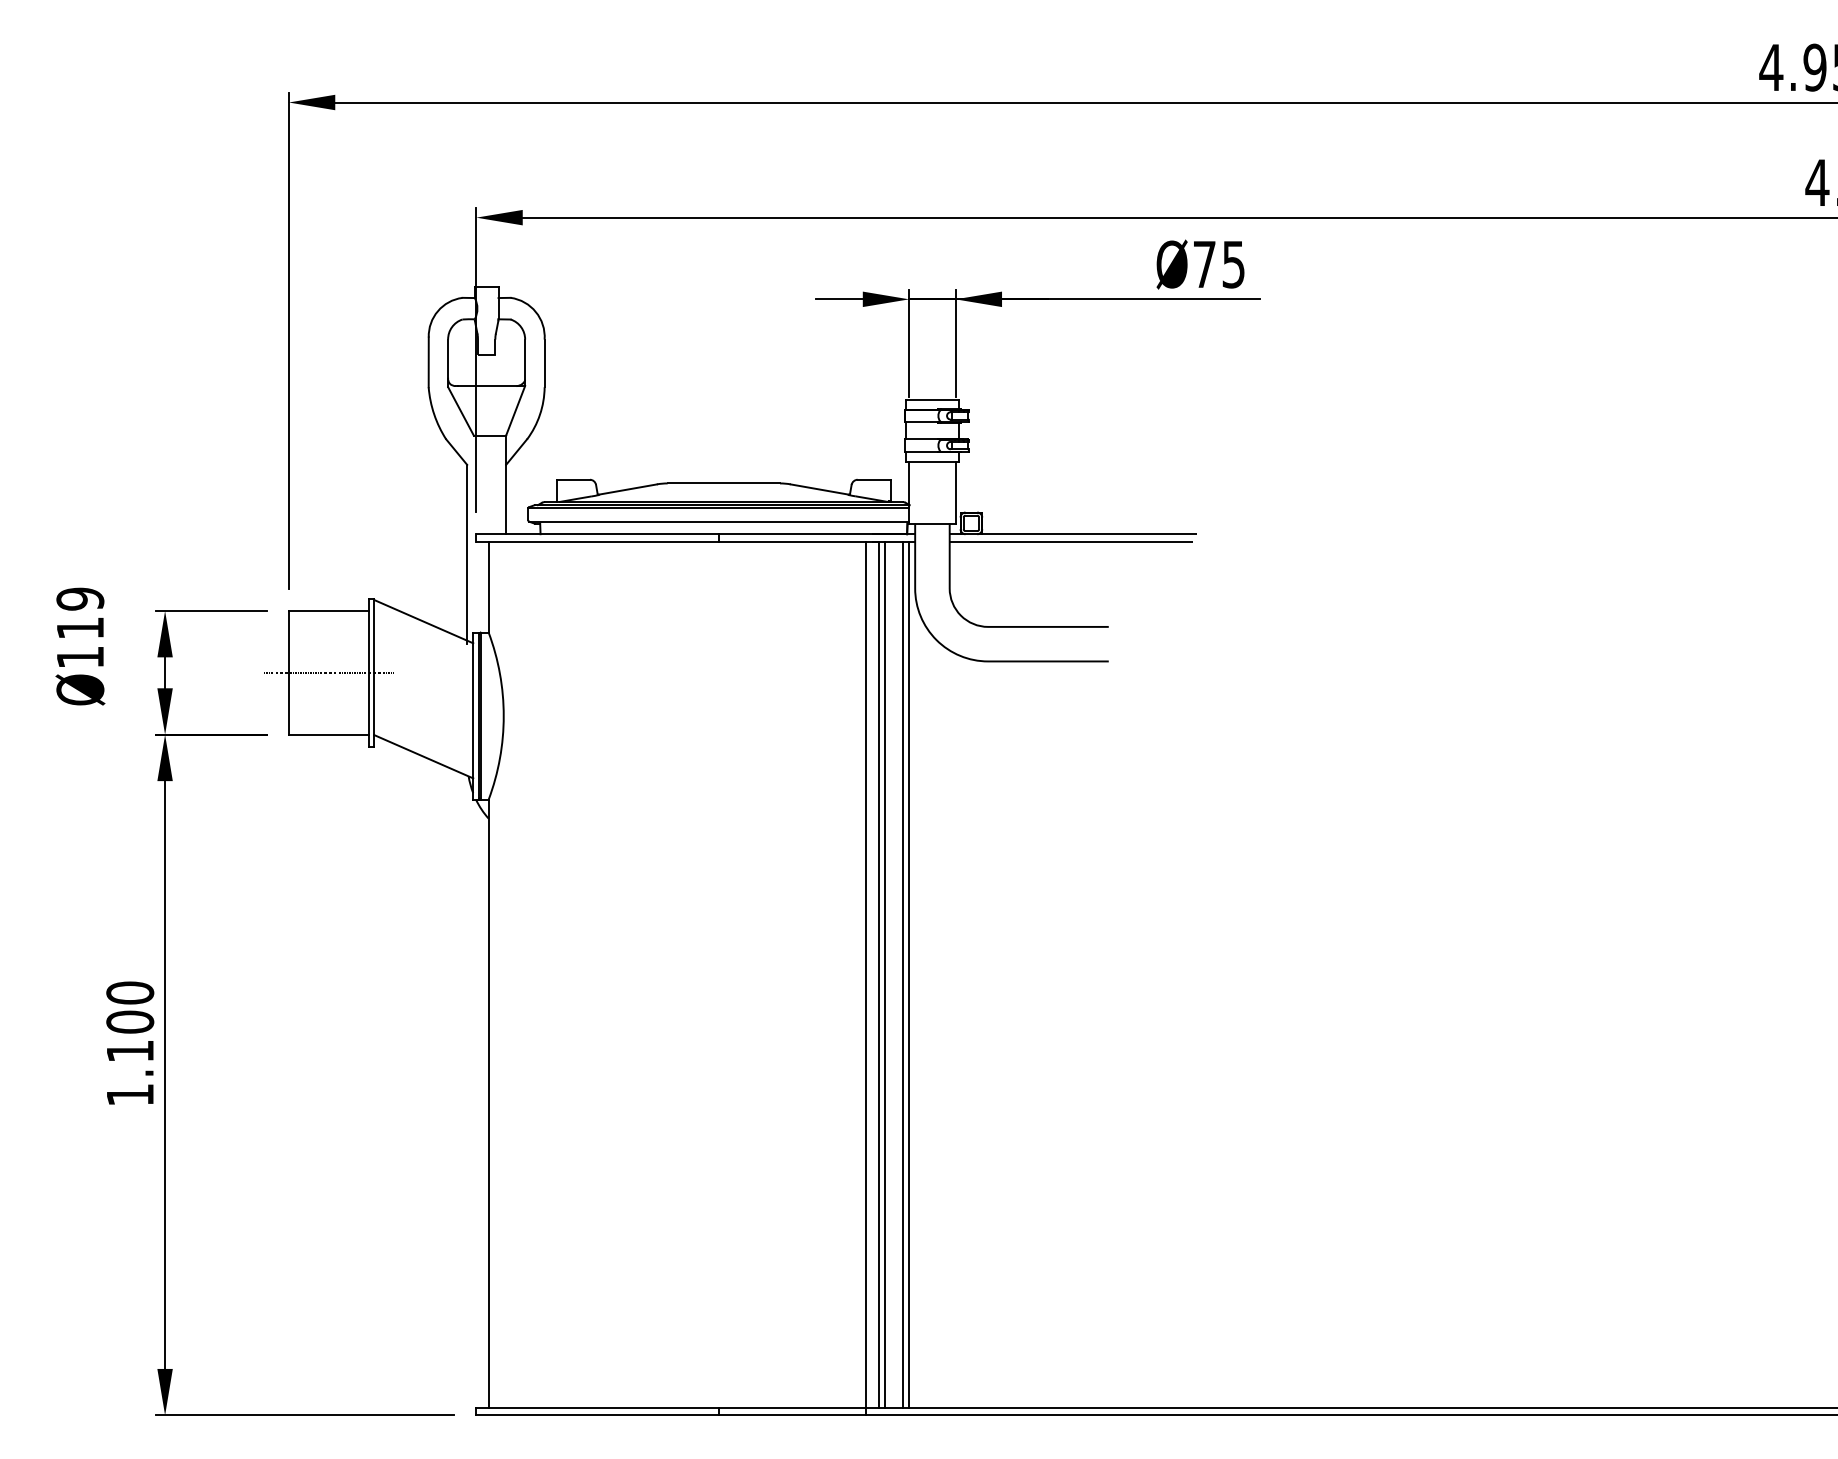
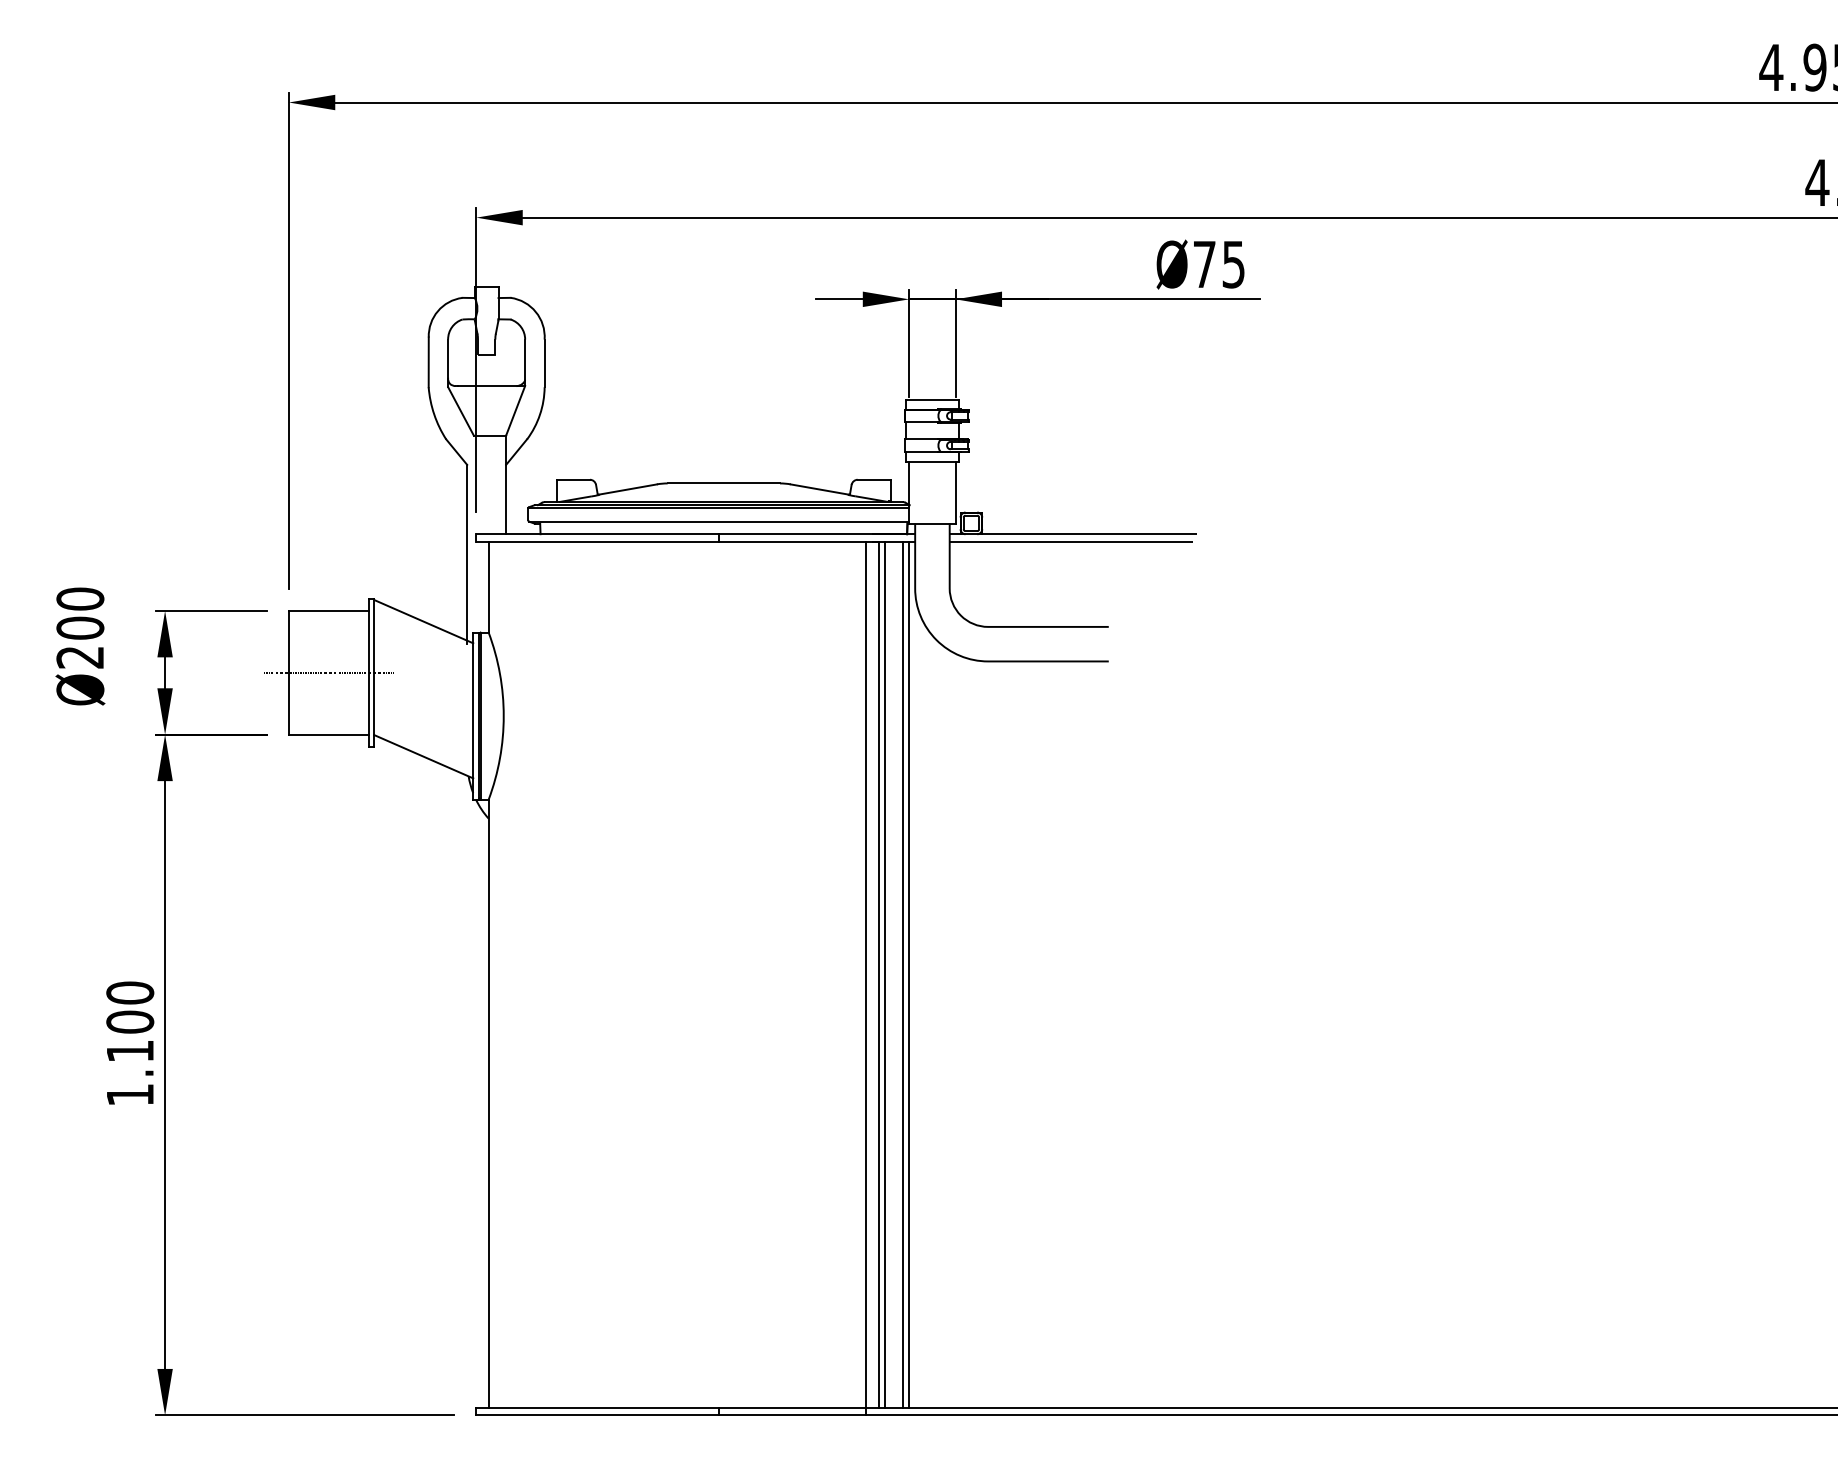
text: Ø119 -> Ø200 (80, 627)
